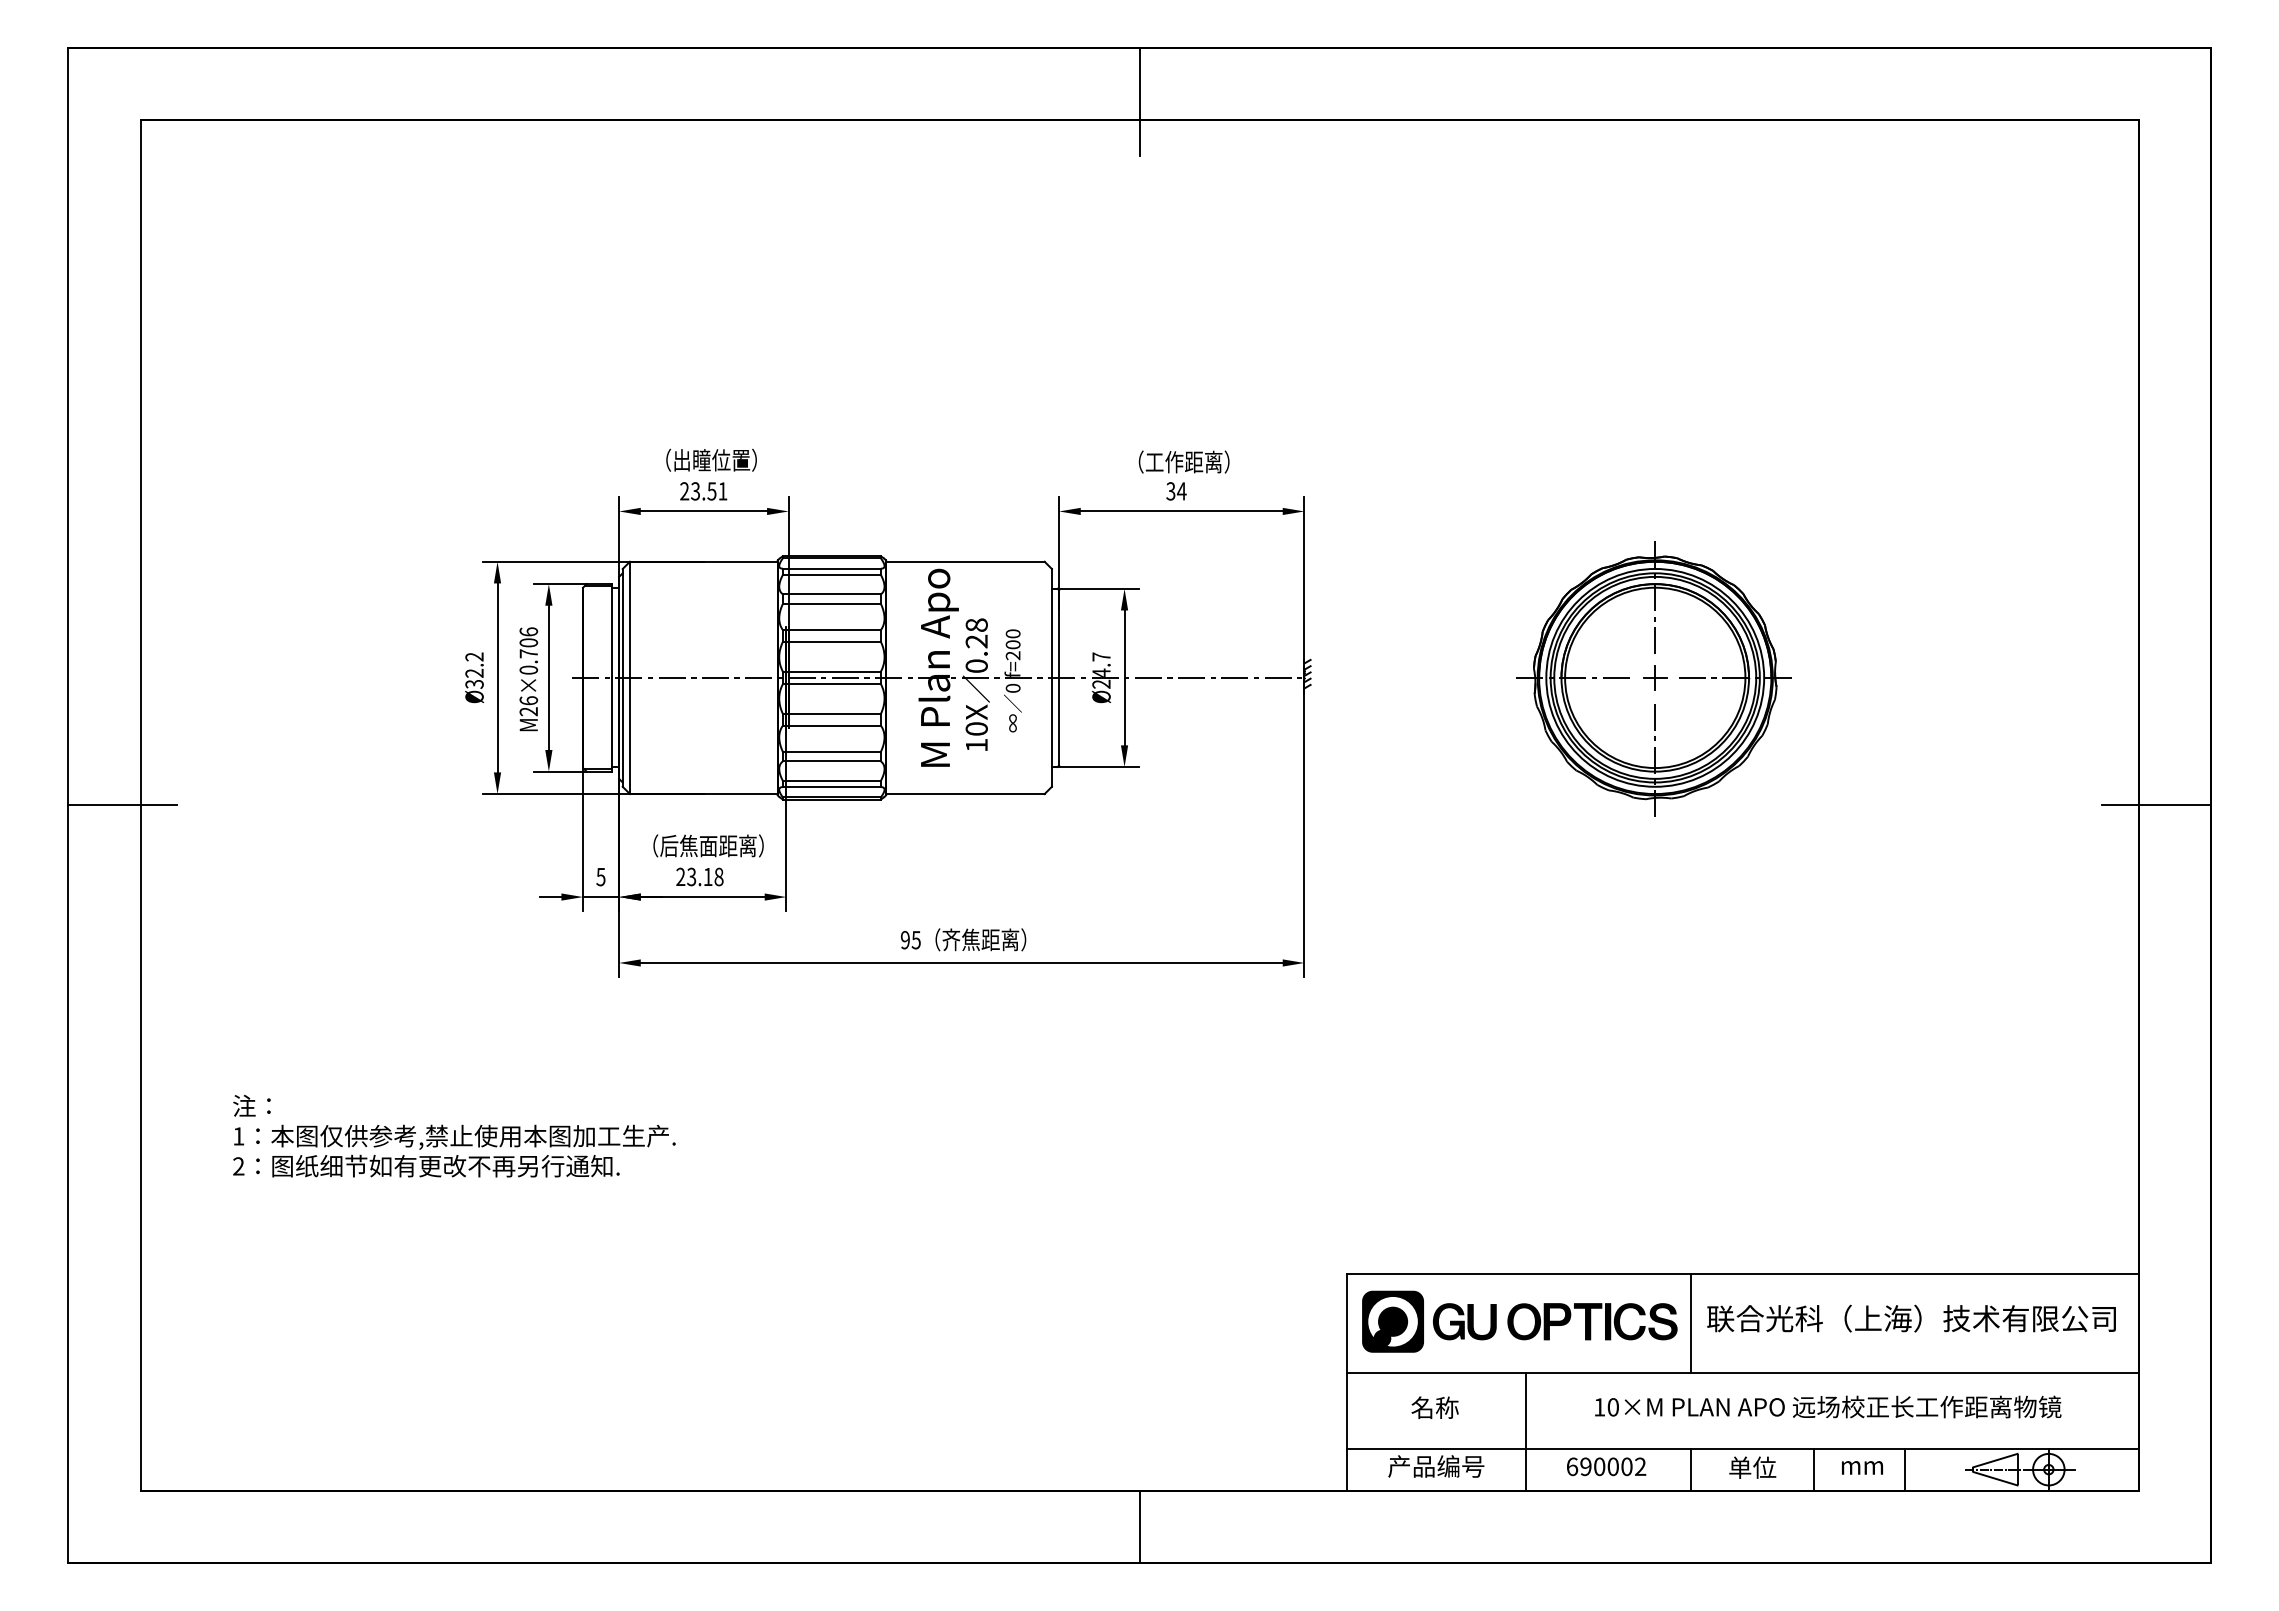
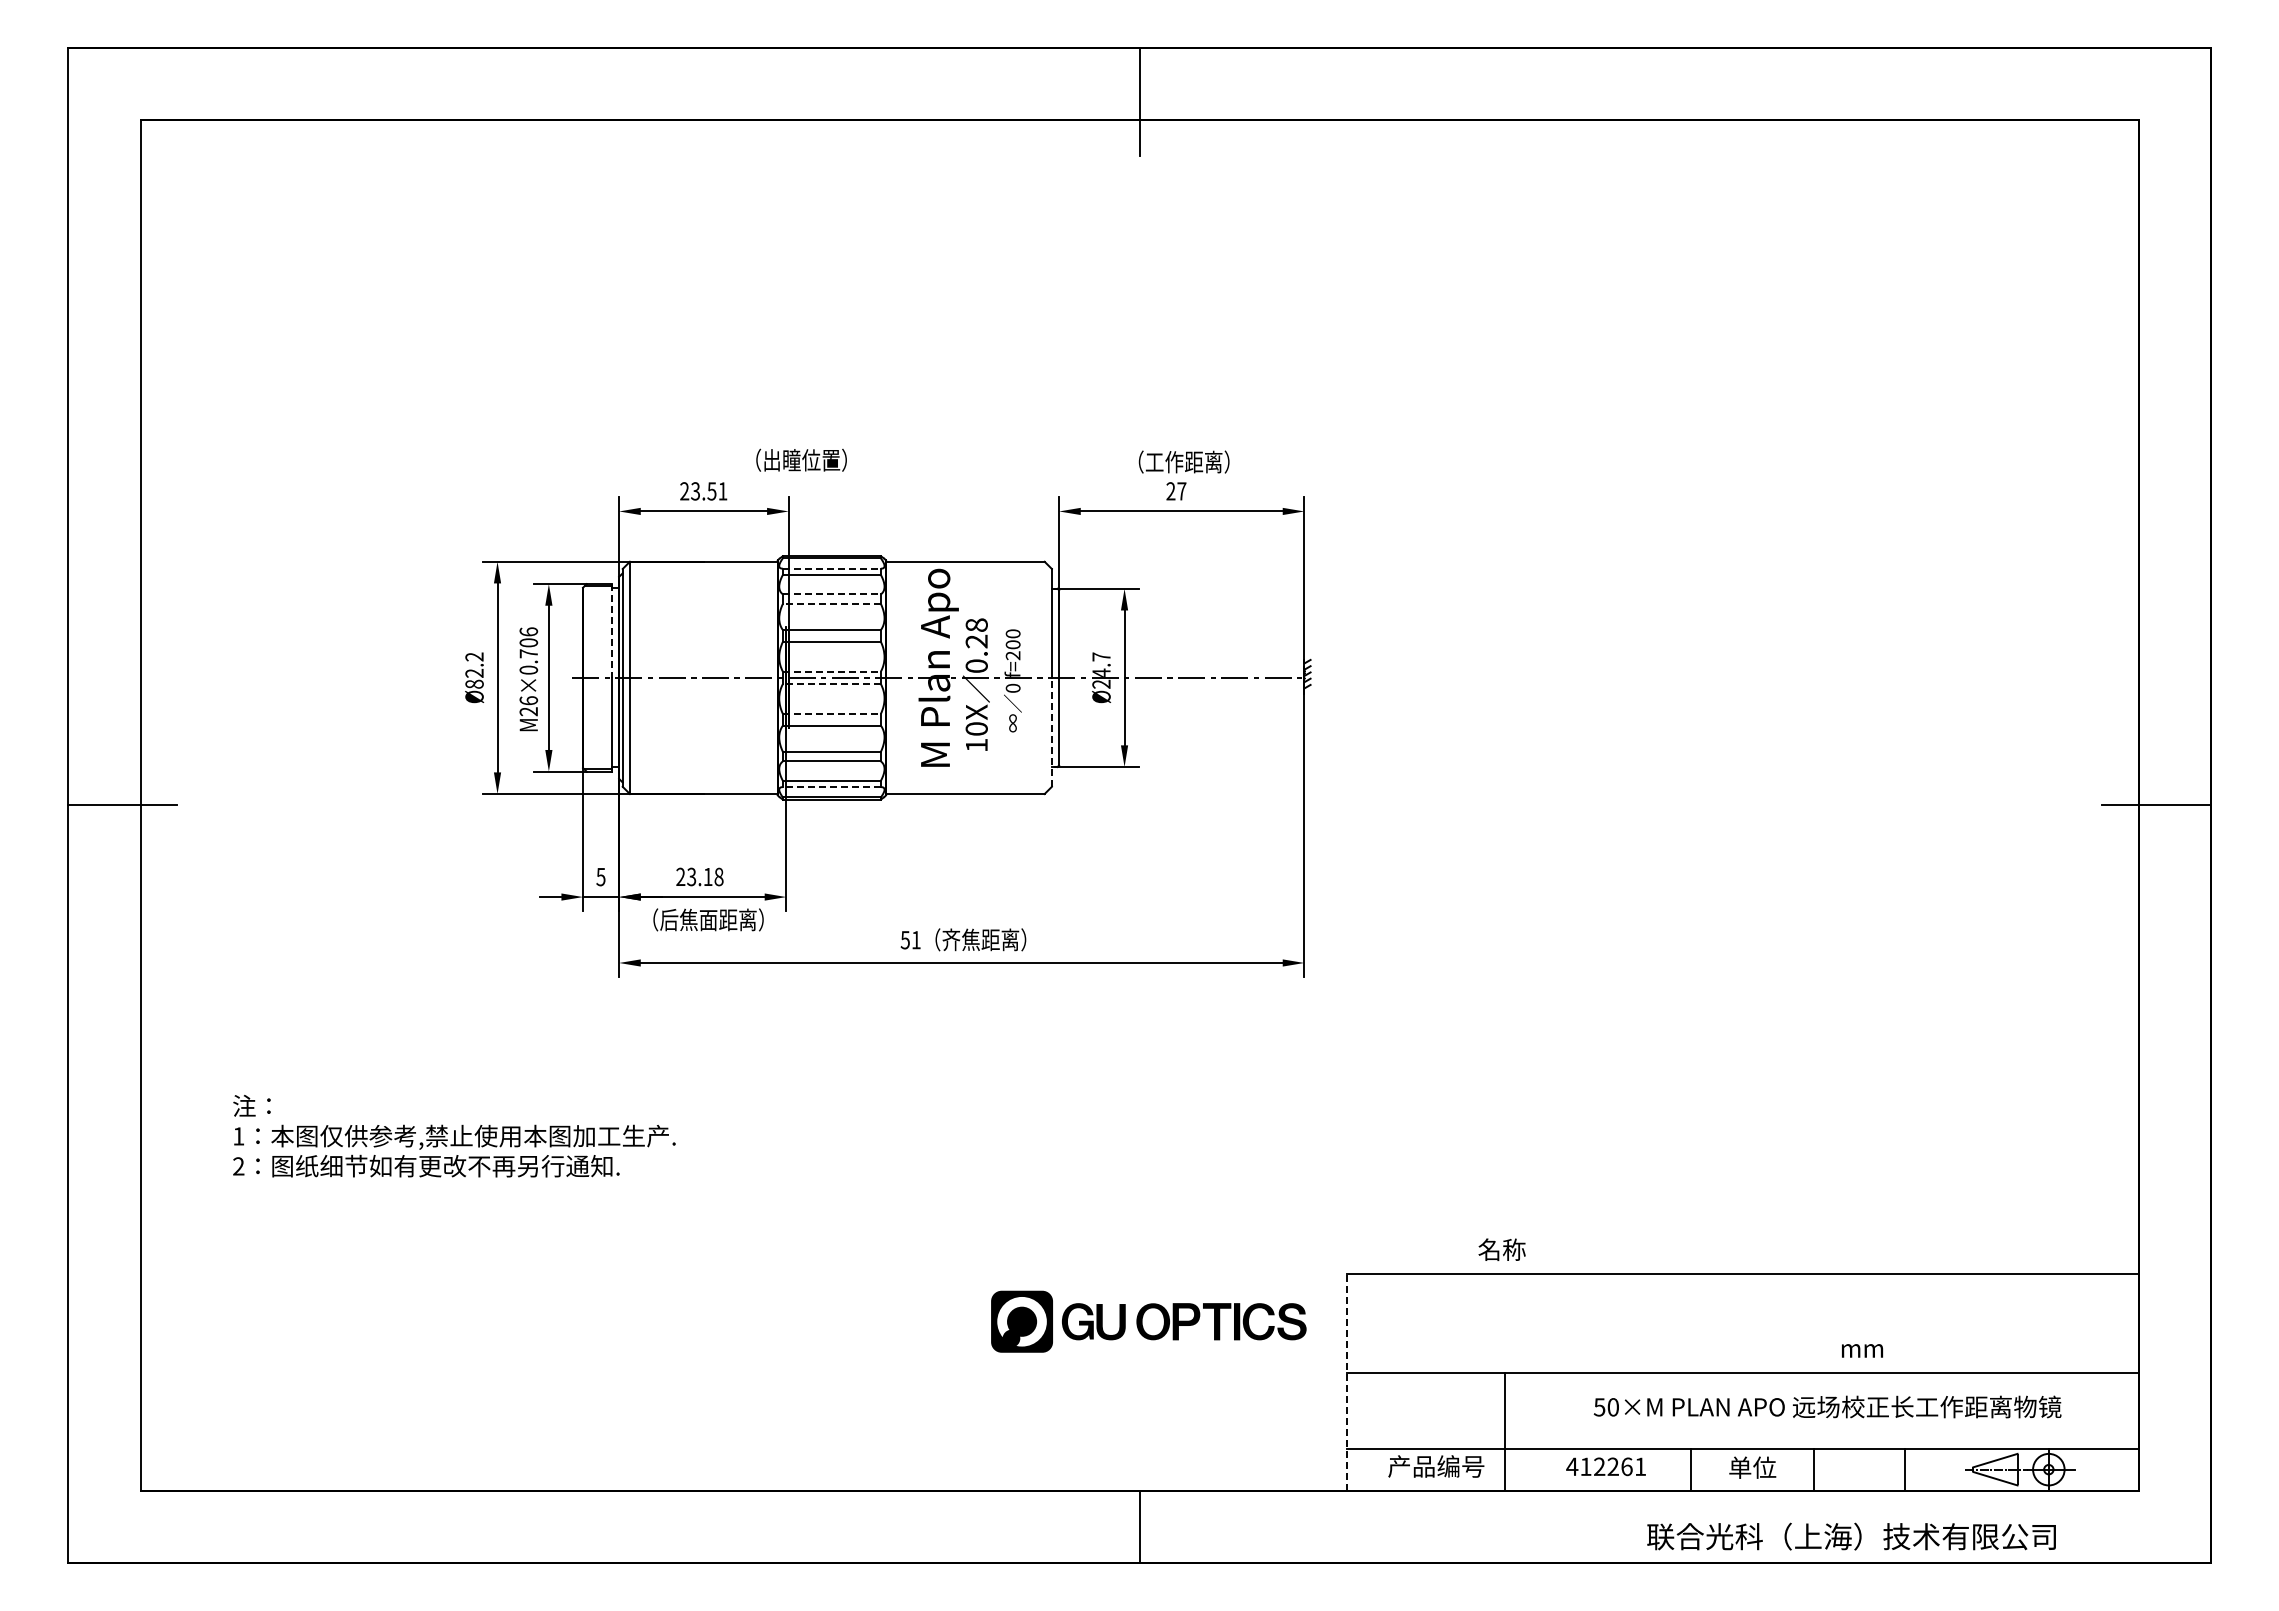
text position: (711, 459) -> (801, 459) (801, 459)
text: 34 -> 27 (1176, 491)
line: solid -> dashed (832, 568)
line: solid -> dashed (832, 594)
line: solid -> dashed (831, 604)
line: solid -> dashed (611, 631)
line: solid -> dashed (832, 671)
part: present -> none (1653, 678)
text: Ø32.2 -> Ø82.2 (474, 683)
line: solid -> dashed (831, 684)
line: solid -> dashed (832, 713)
line: solid -> dashed (1051, 731)
line: solid -> dashed (831, 787)
text position: (708, 845) -> (708, 919) (708, 919)
text: 95 -> 51 (910, 939)
text position: (1911, 1318) -> (1851, 1536) (1851, 1536)
part position: (1519, 1321) -> (1148, 1321) (1148, 1321)
line: present -> none (1690, 1323)
line: solid -> dashed (1347, 1382)
text position: (1434, 1407) -> (1501, 1249) (1501, 1249)
text: 10×M -> 50×M (1599, 1407)
line position: (1525, 1431) -> (1504, 1431) (1504, 1431)
text: 690002 -> 412261 (1606, 1466)
text position: (1862, 1467) -> (1862, 1350) (1862, 1350)
